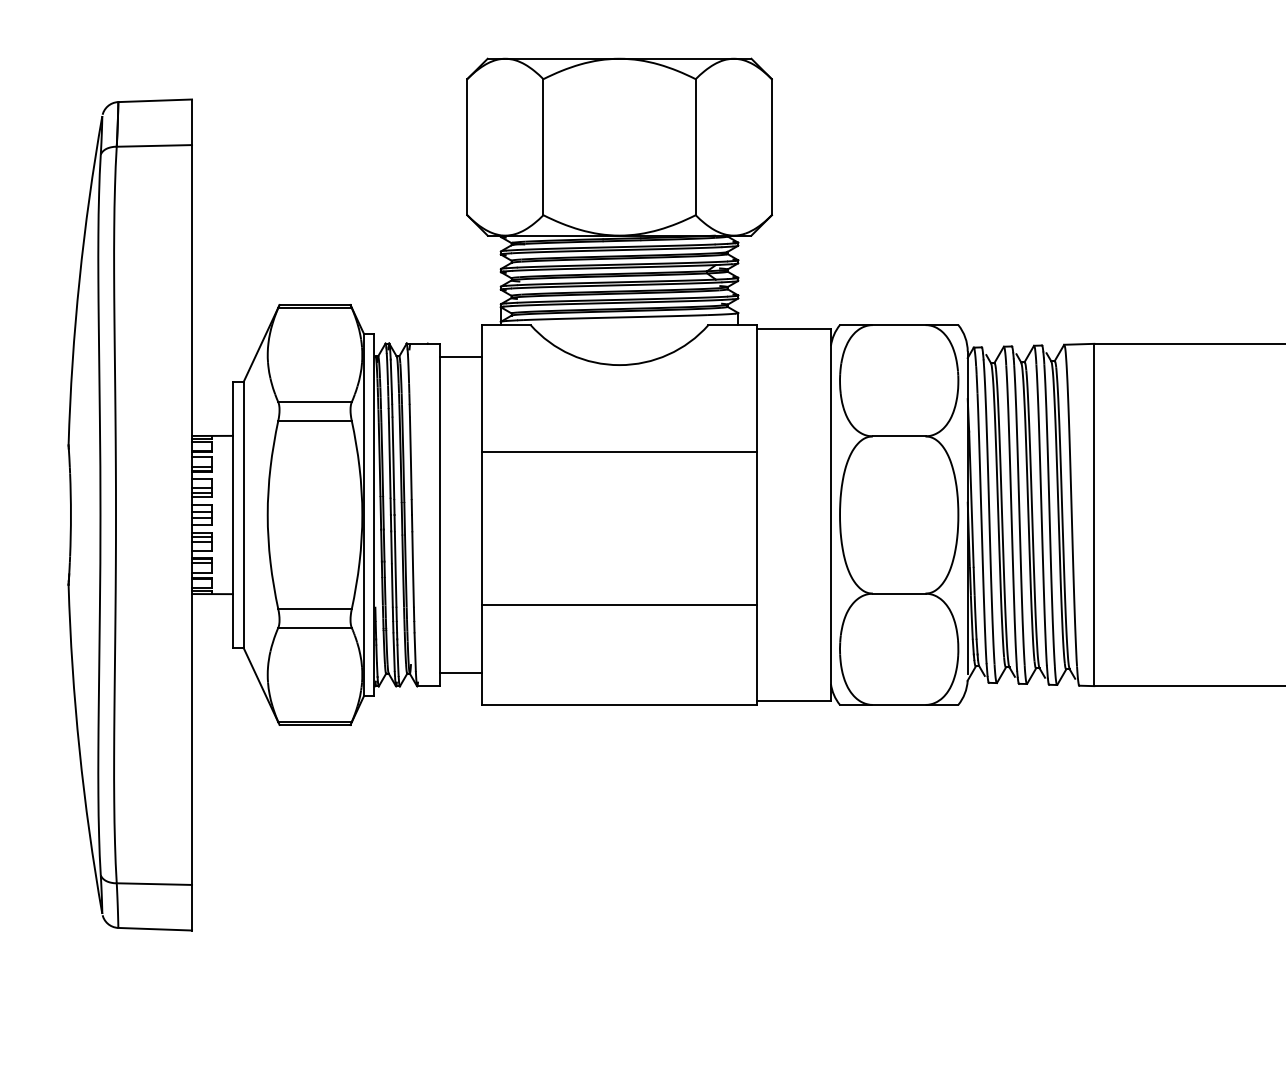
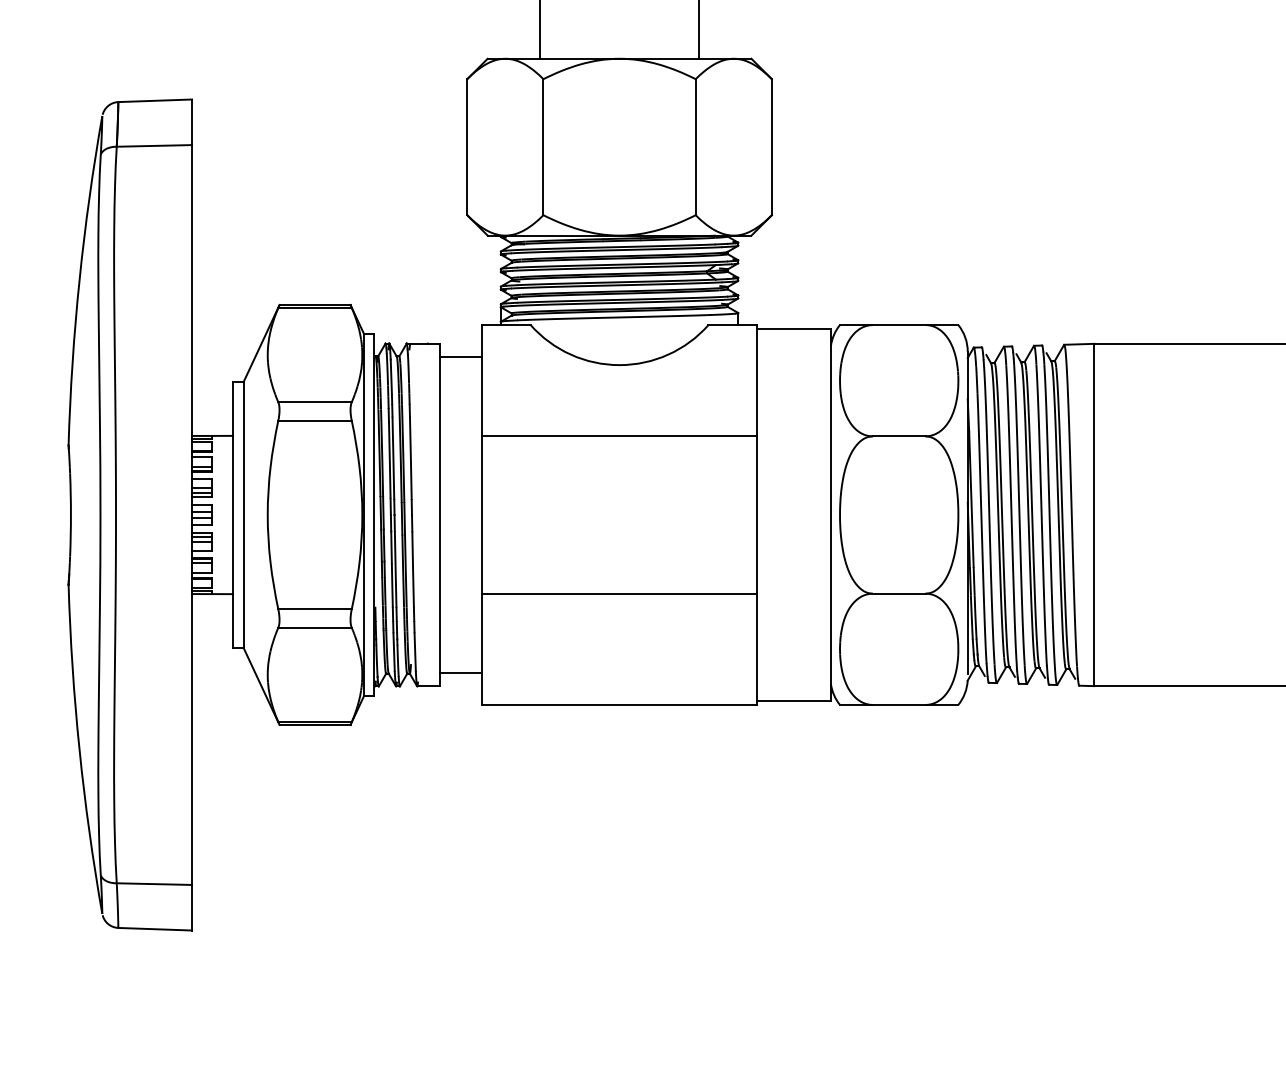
line: none -> present (540, 30)
line: none -> present (698, 30)
line position: (619, 452) -> (619, 436) (619, 436)
line position: (619, 604) -> (619, 593) (619, 593)
